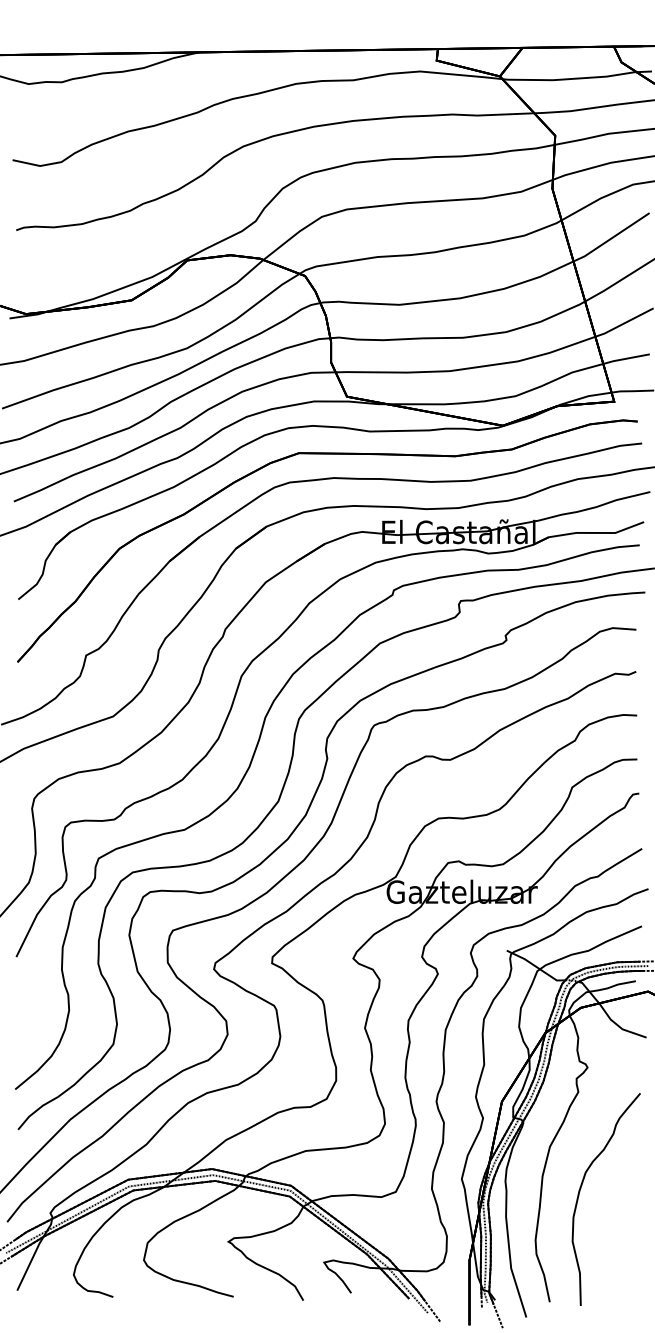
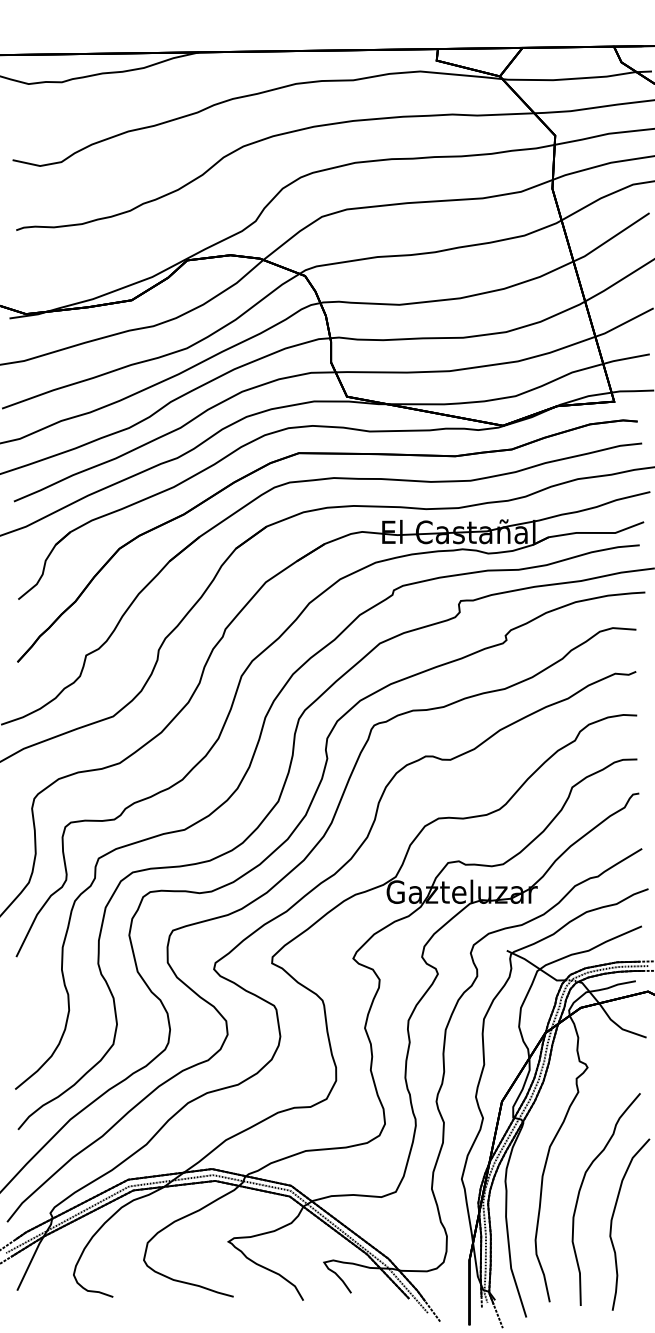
curve: none -> present (612, 1224)
